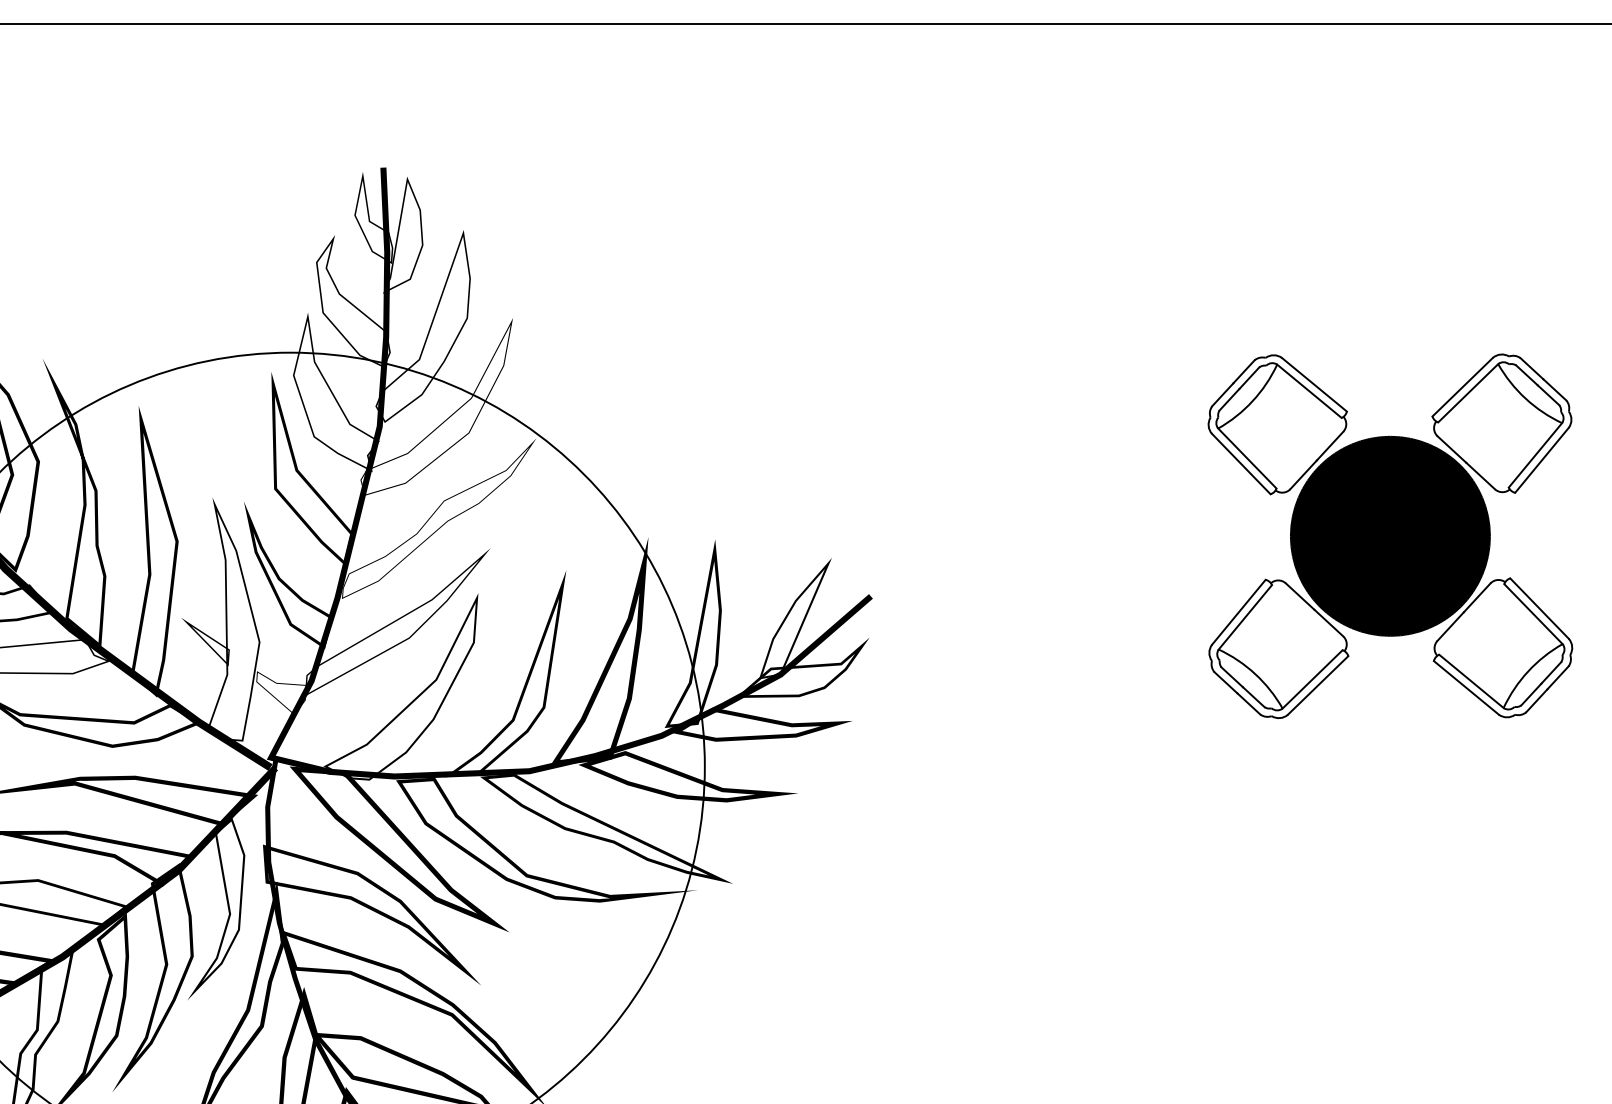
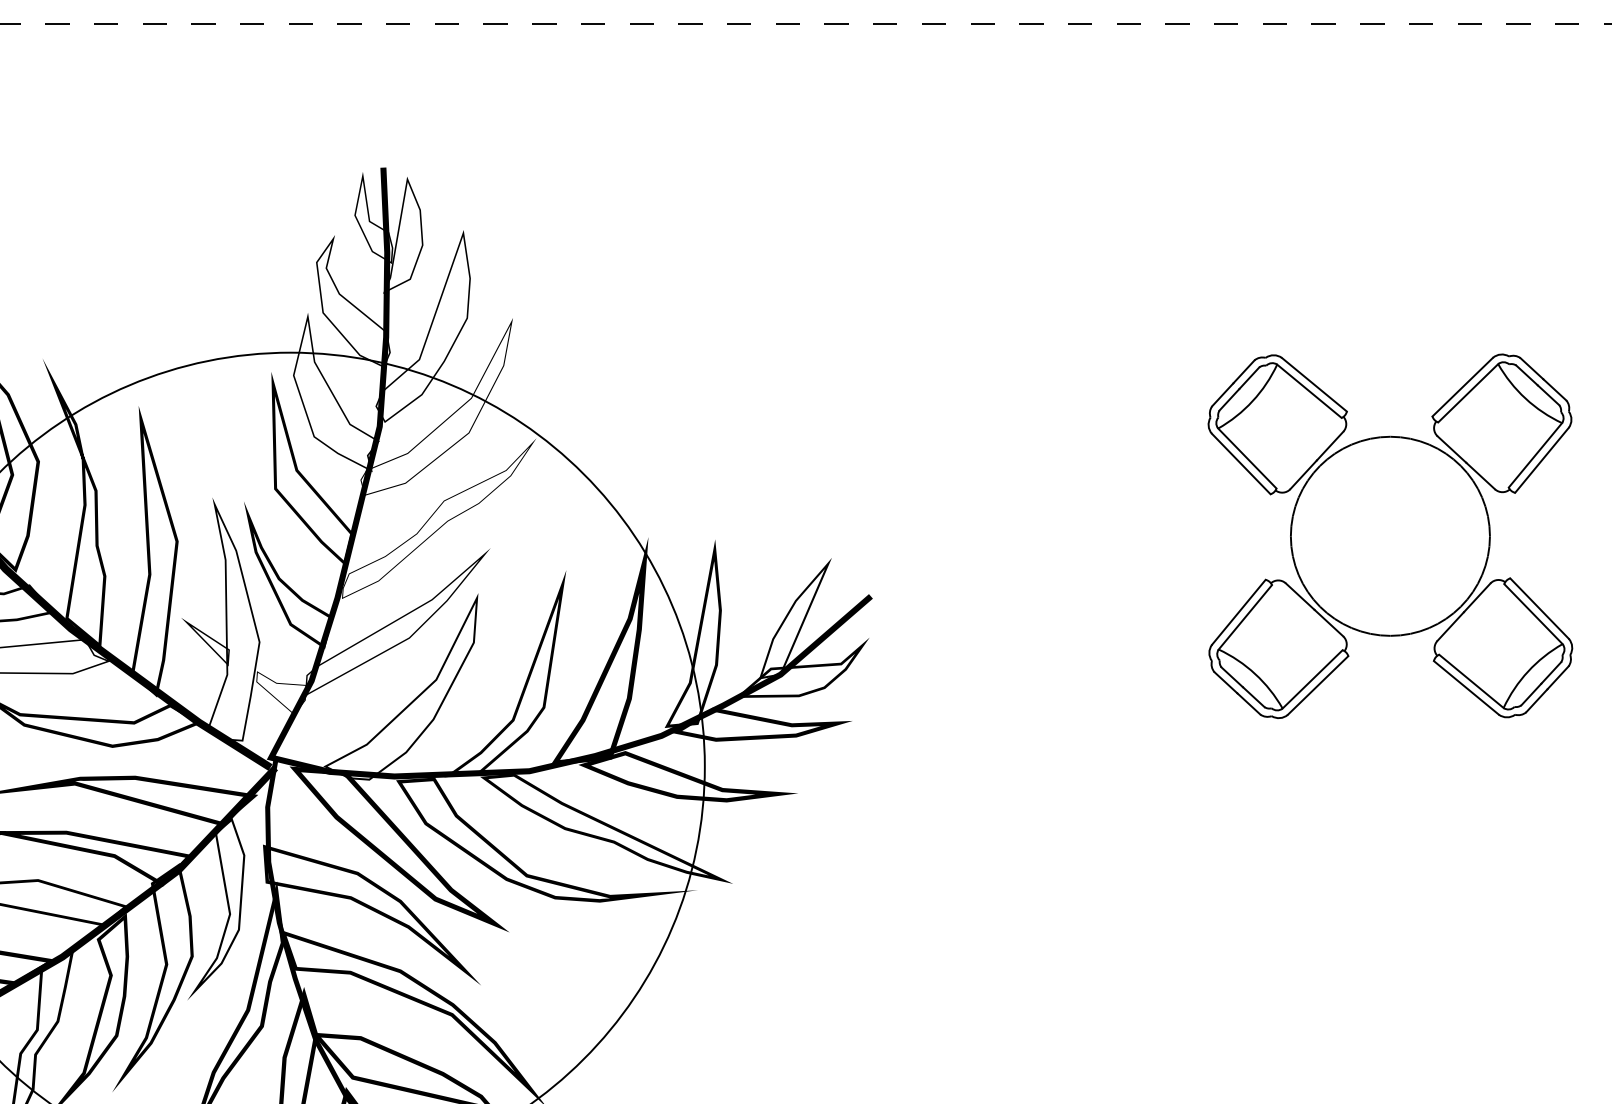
line: solid -> dashed (805, 24)
fill: present -> none (1389, 535)
